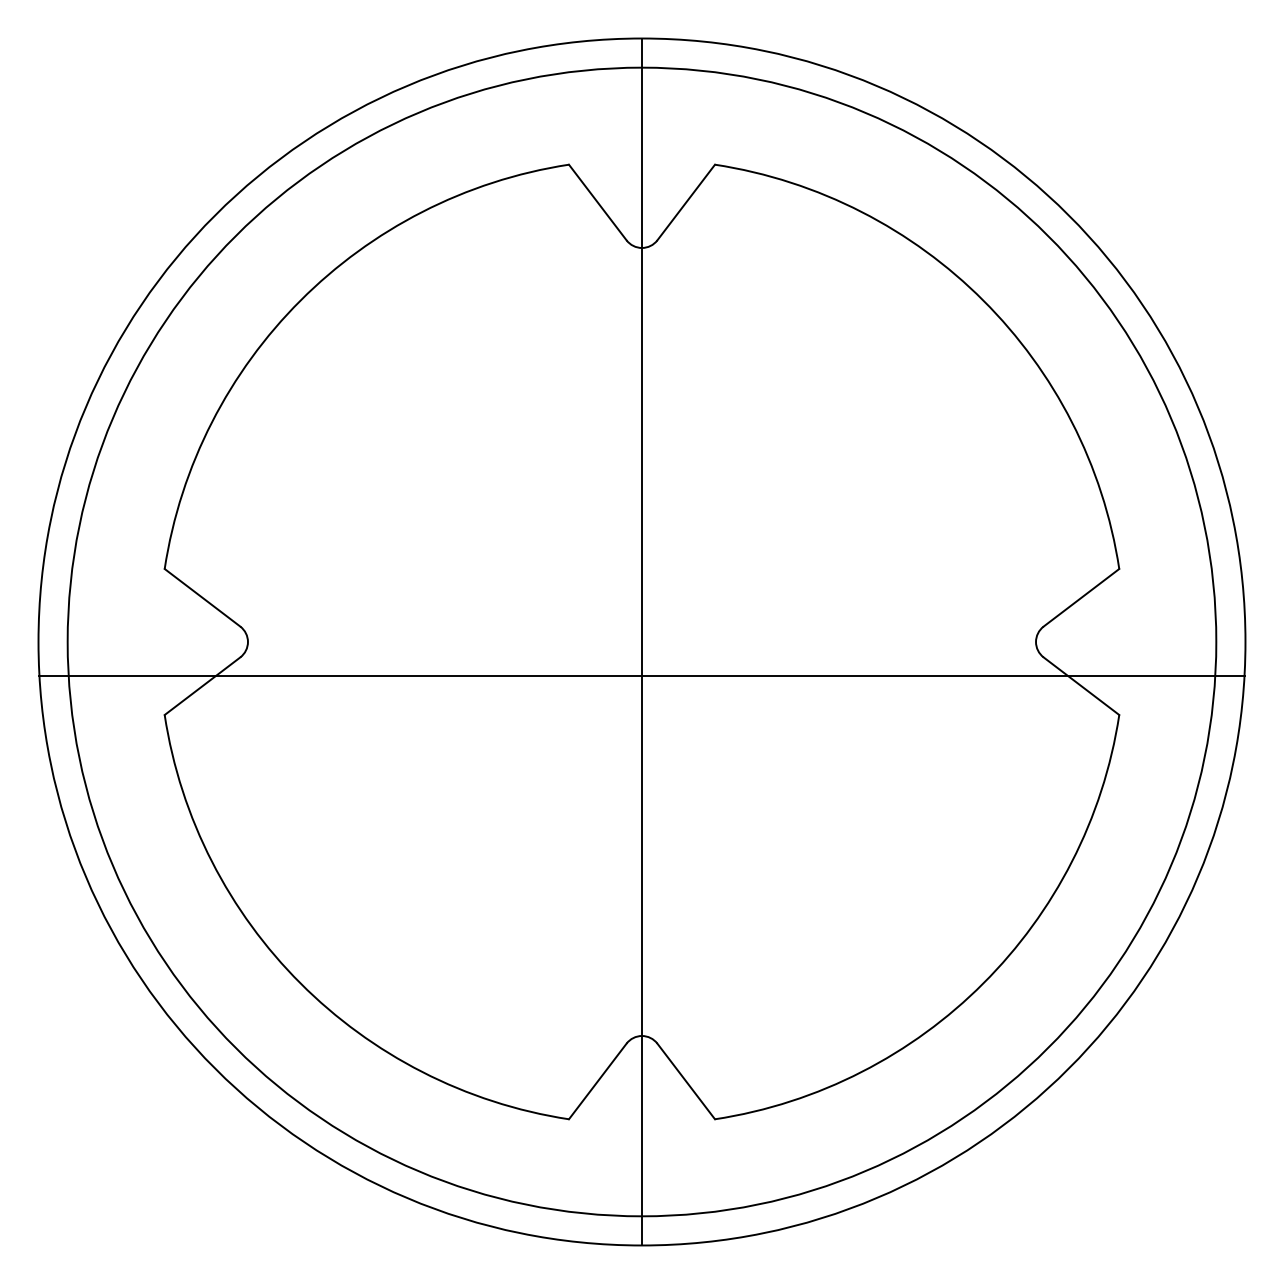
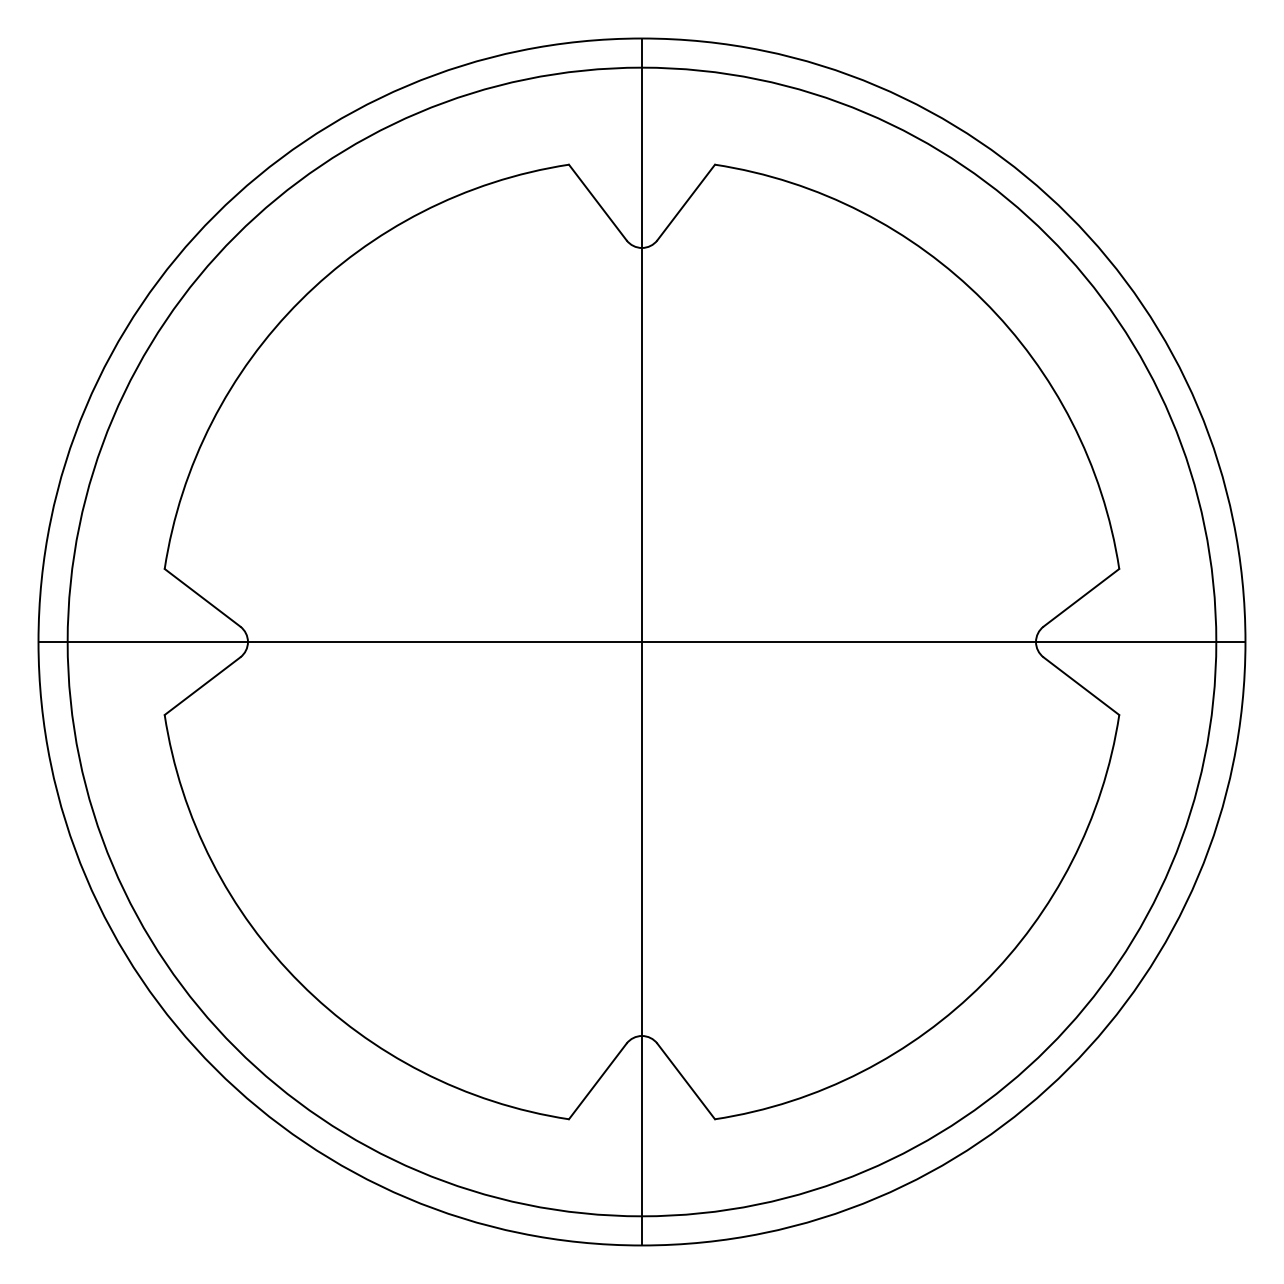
line position: (641, 676) -> (641, 642) (641, 642)
